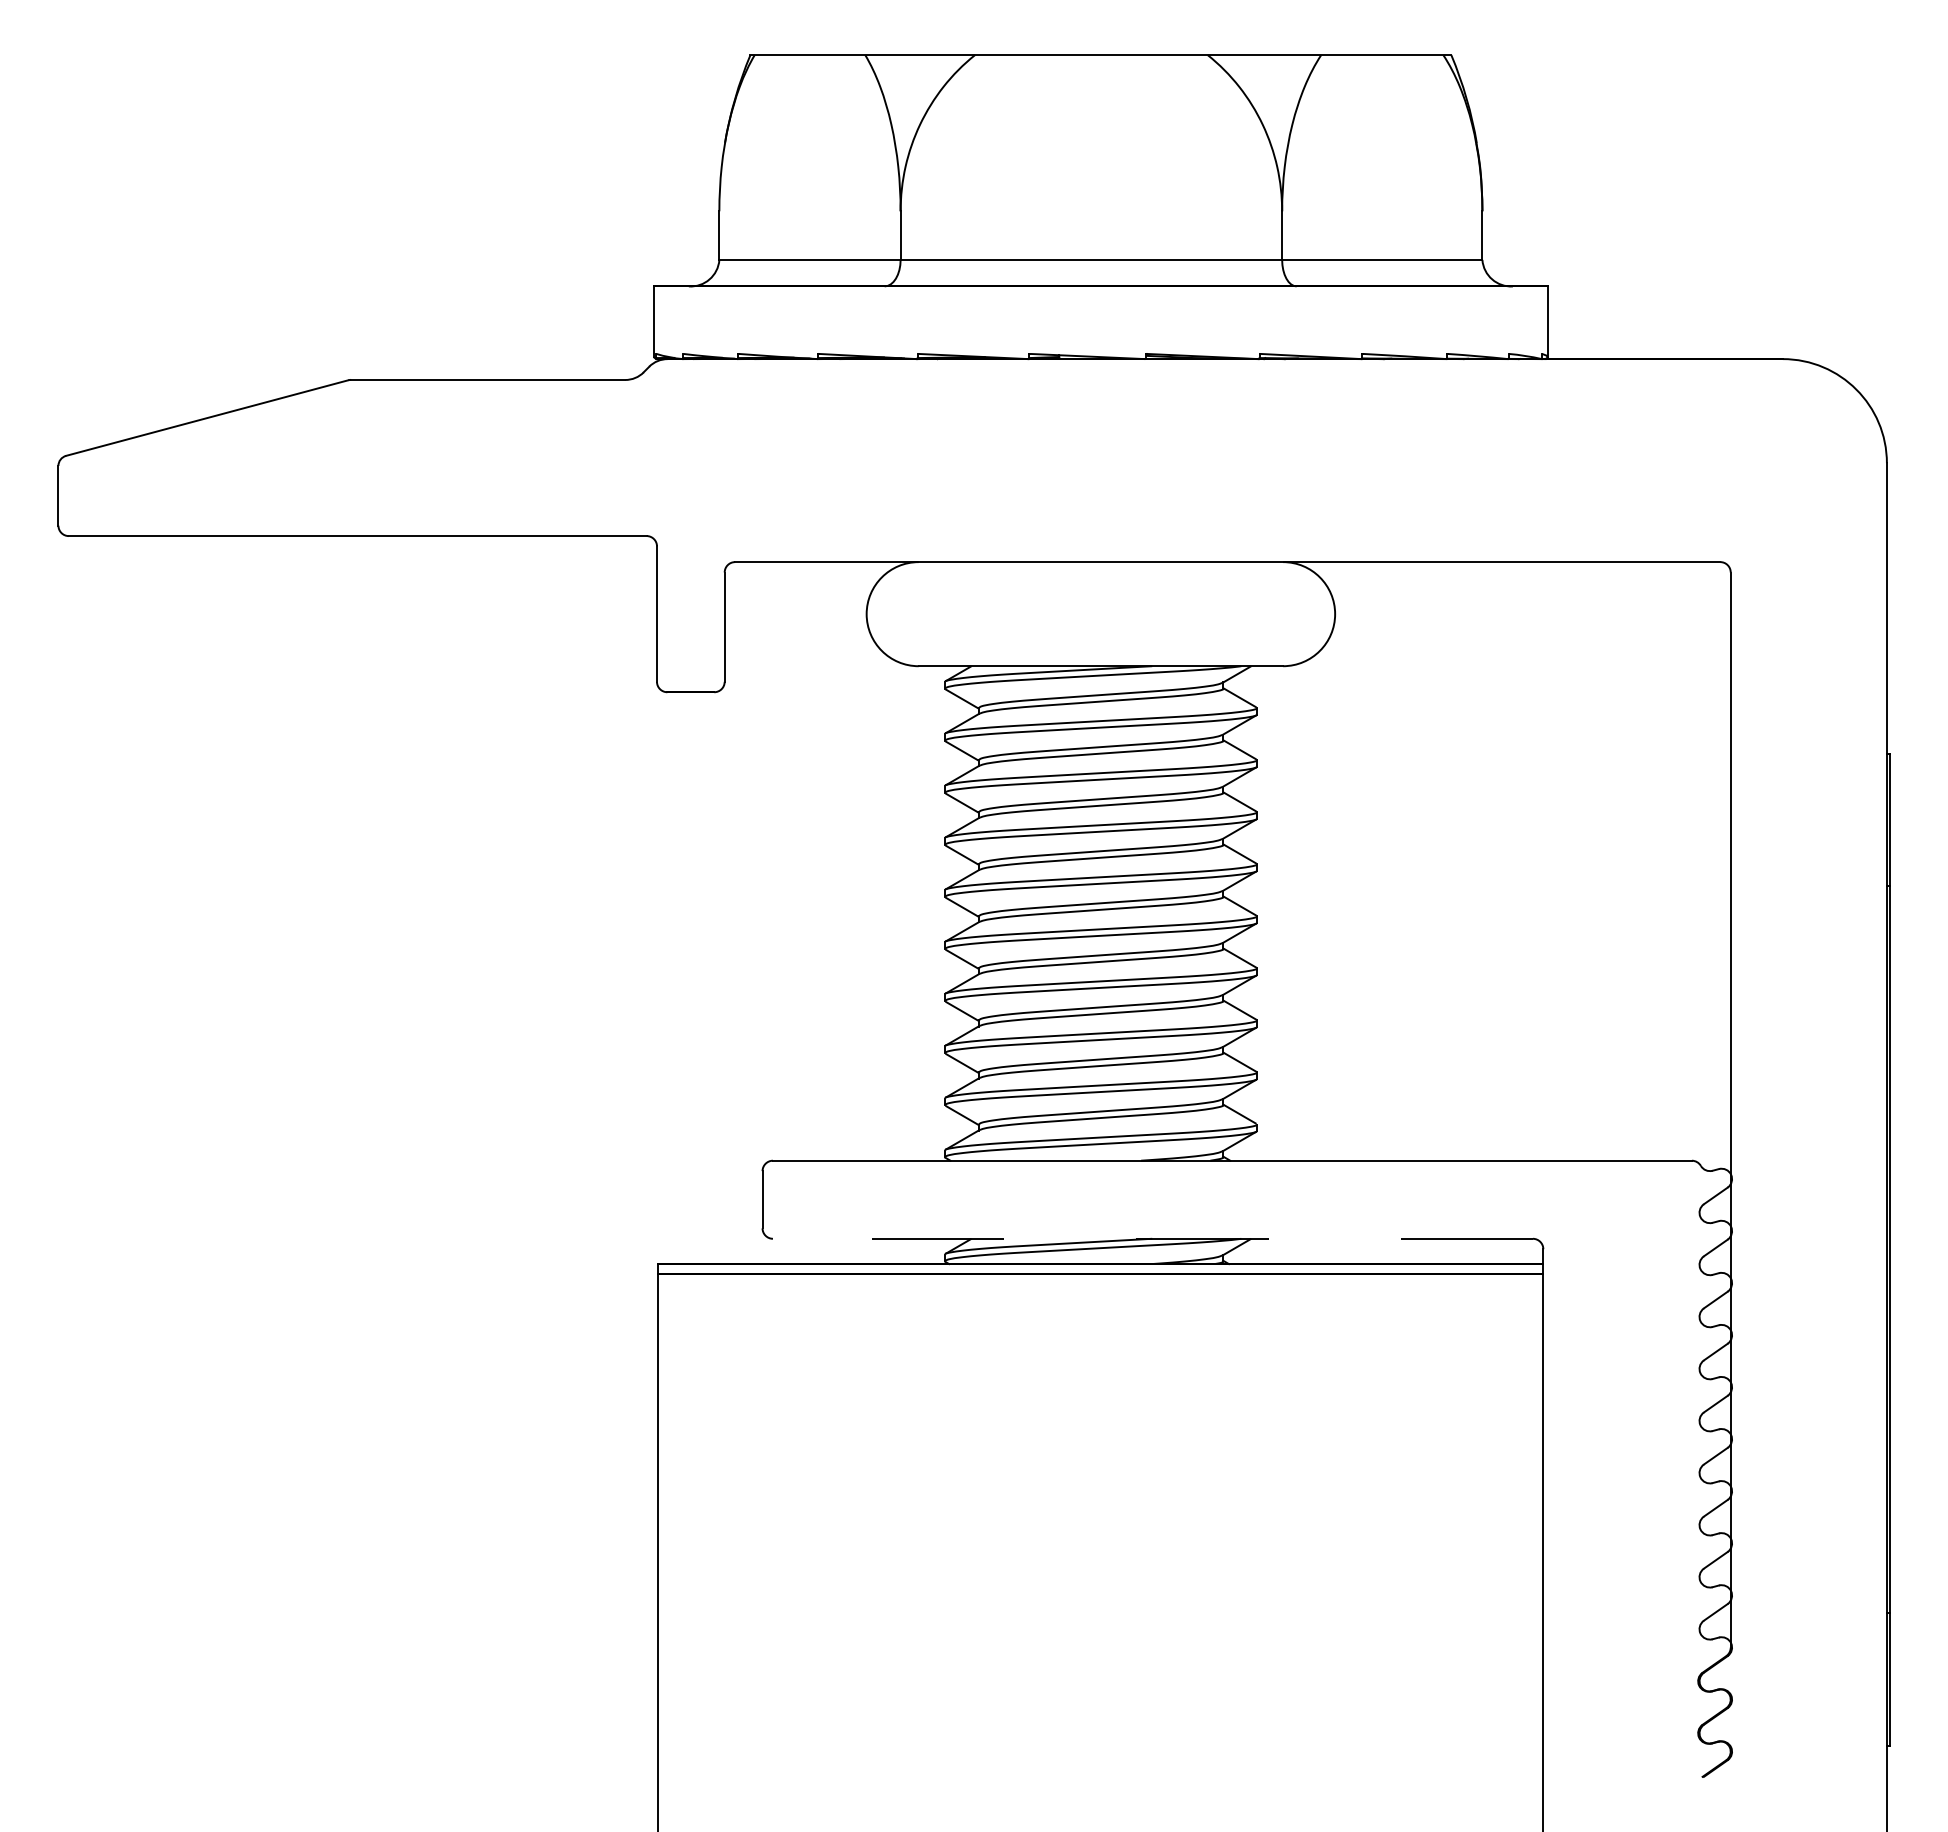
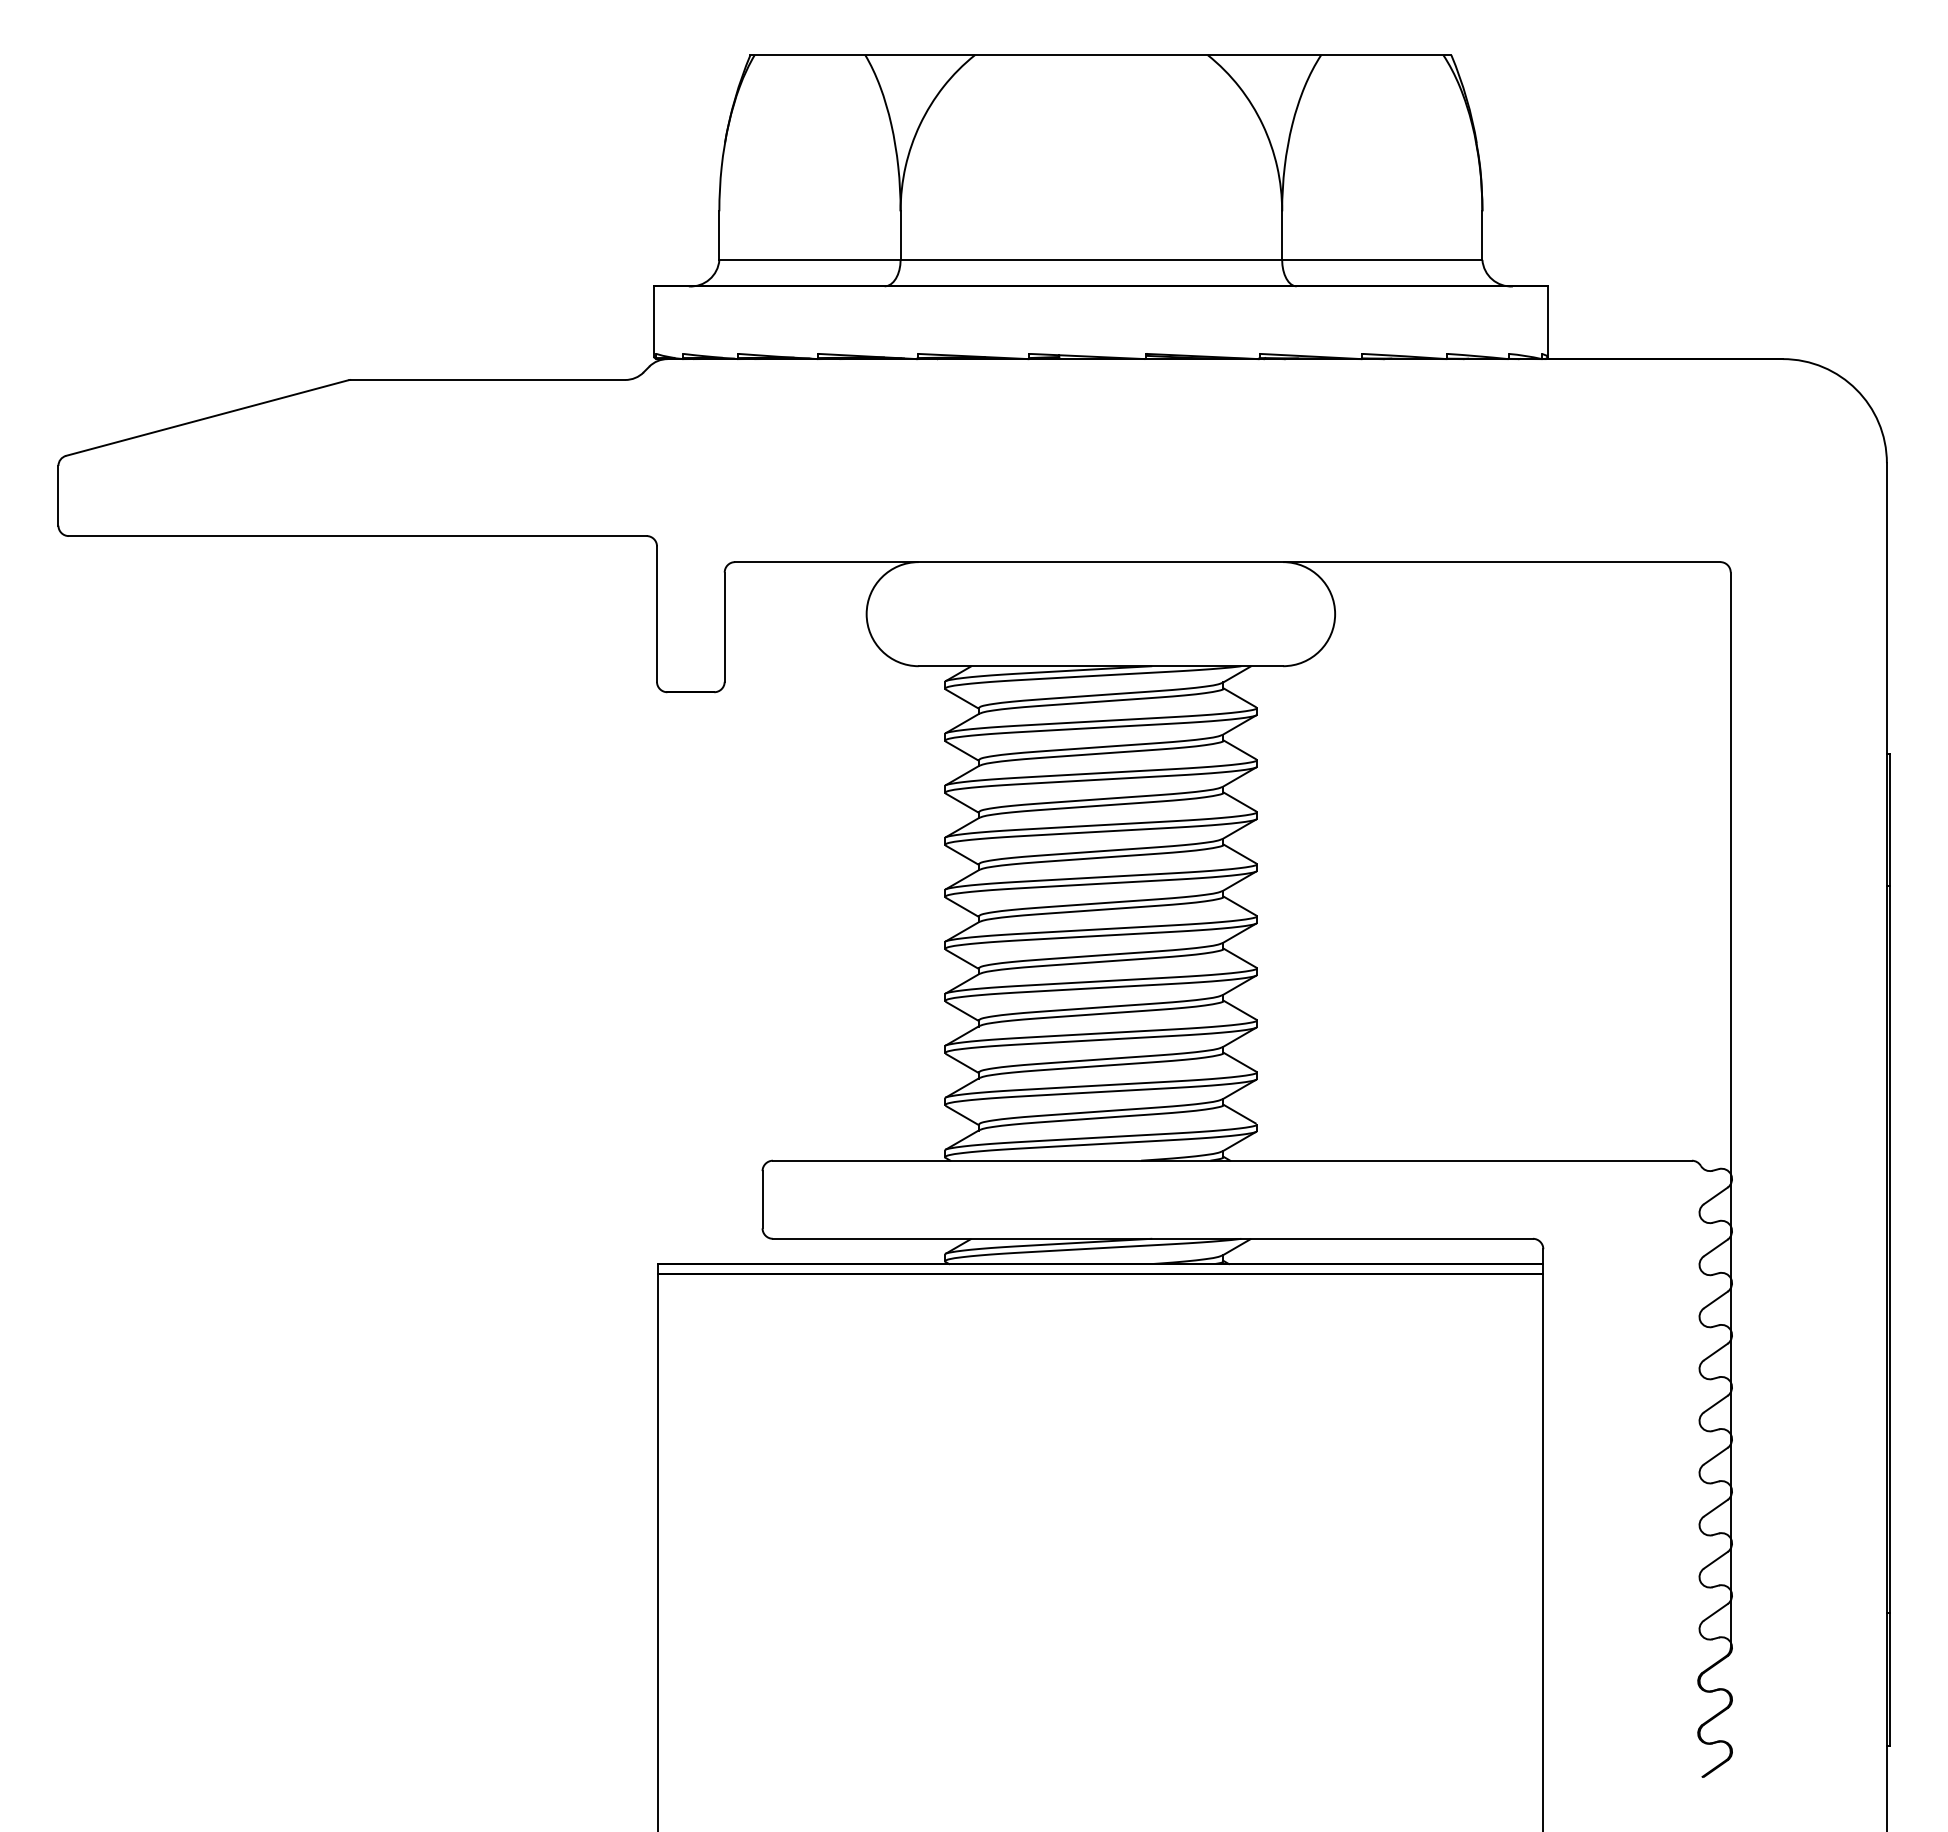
line: dashed -> solid (1152, 1238)
